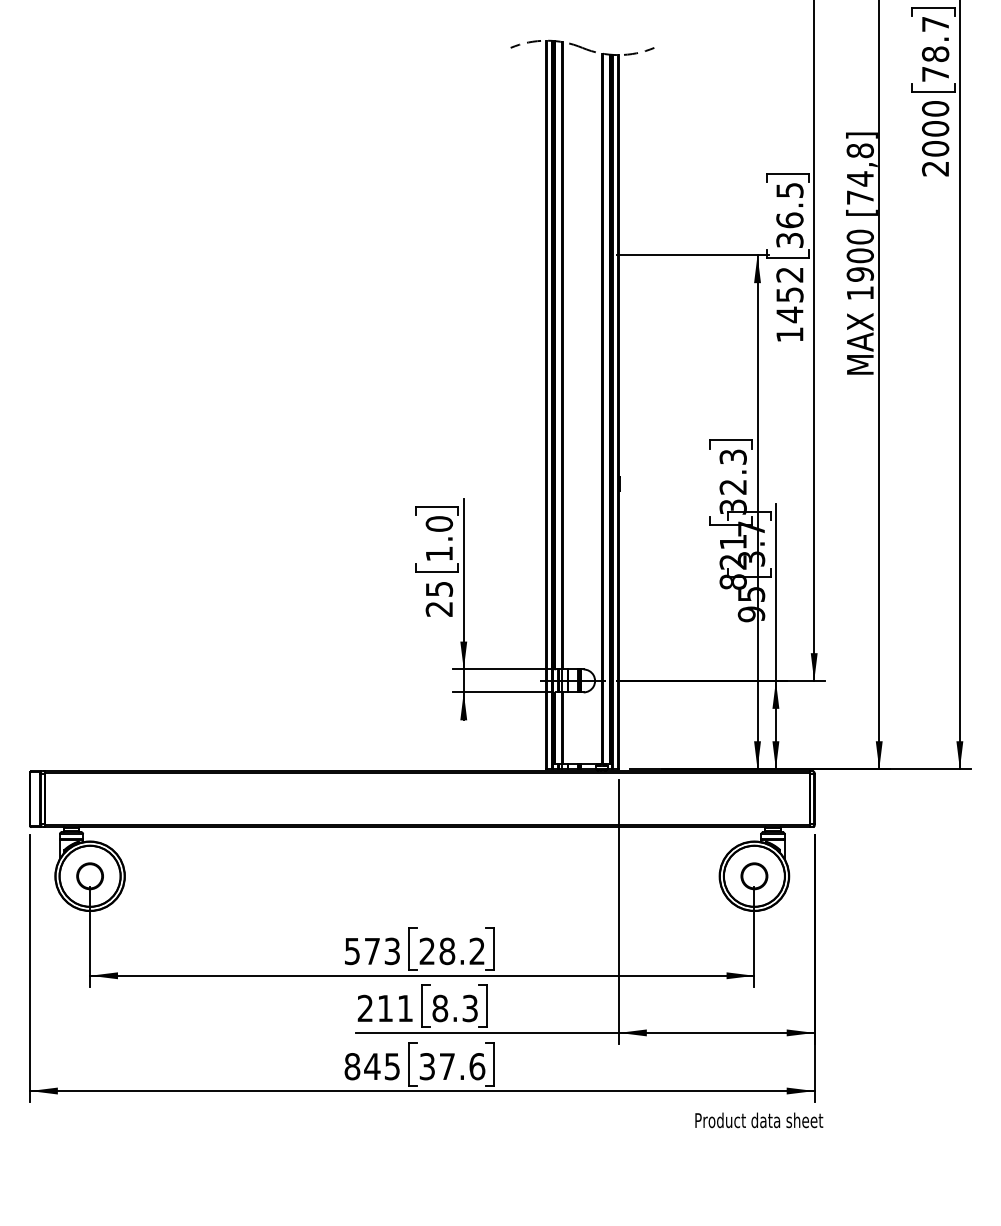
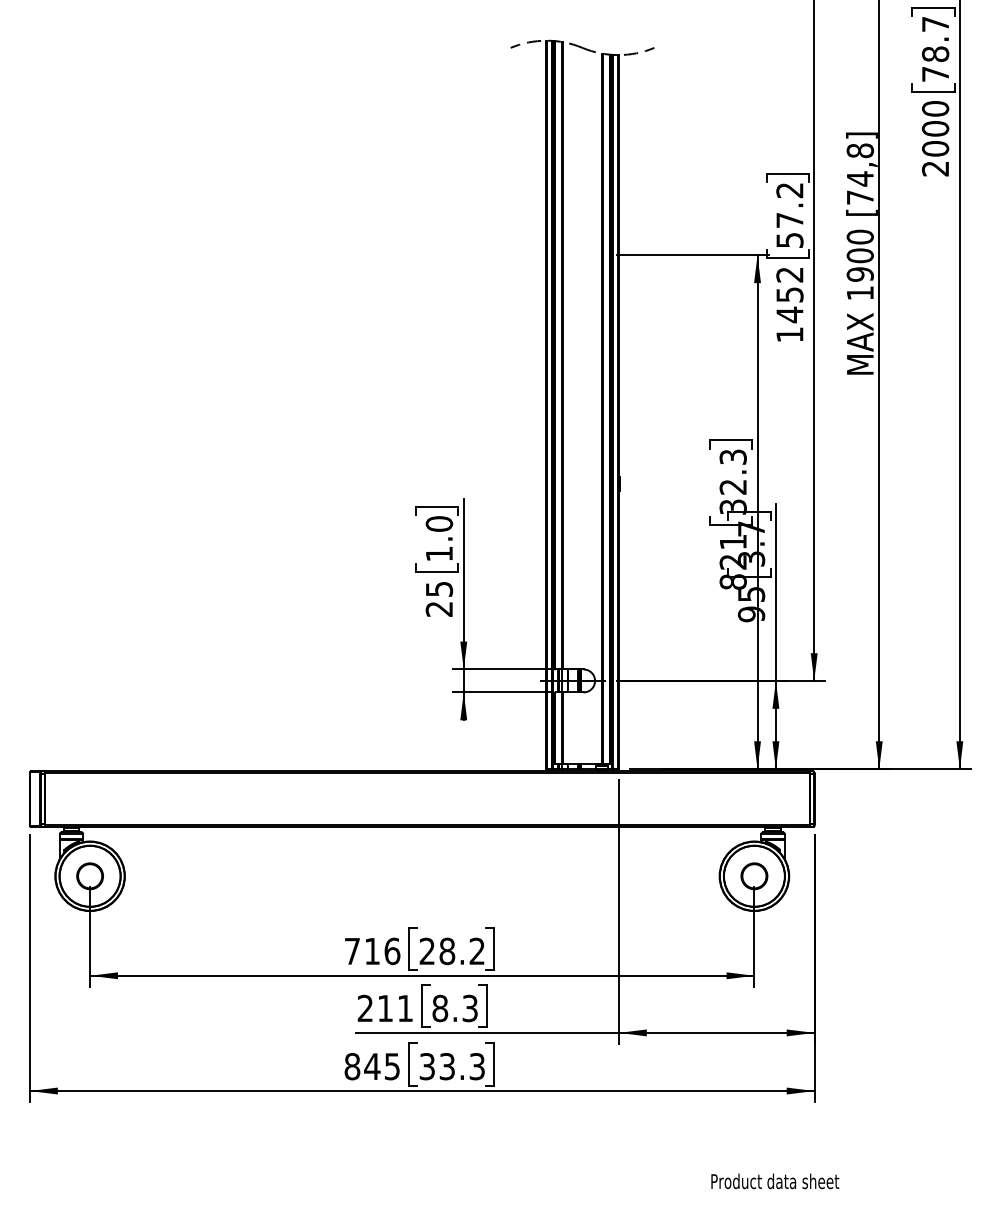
text: 36.5 -> 57.2 (789, 215)
text: 573 -> 716 (372, 951)
text: 37.6 -> 33.3 (462, 1066)
text position: (759, 1120) -> (775, 1181) (775, 1181)
